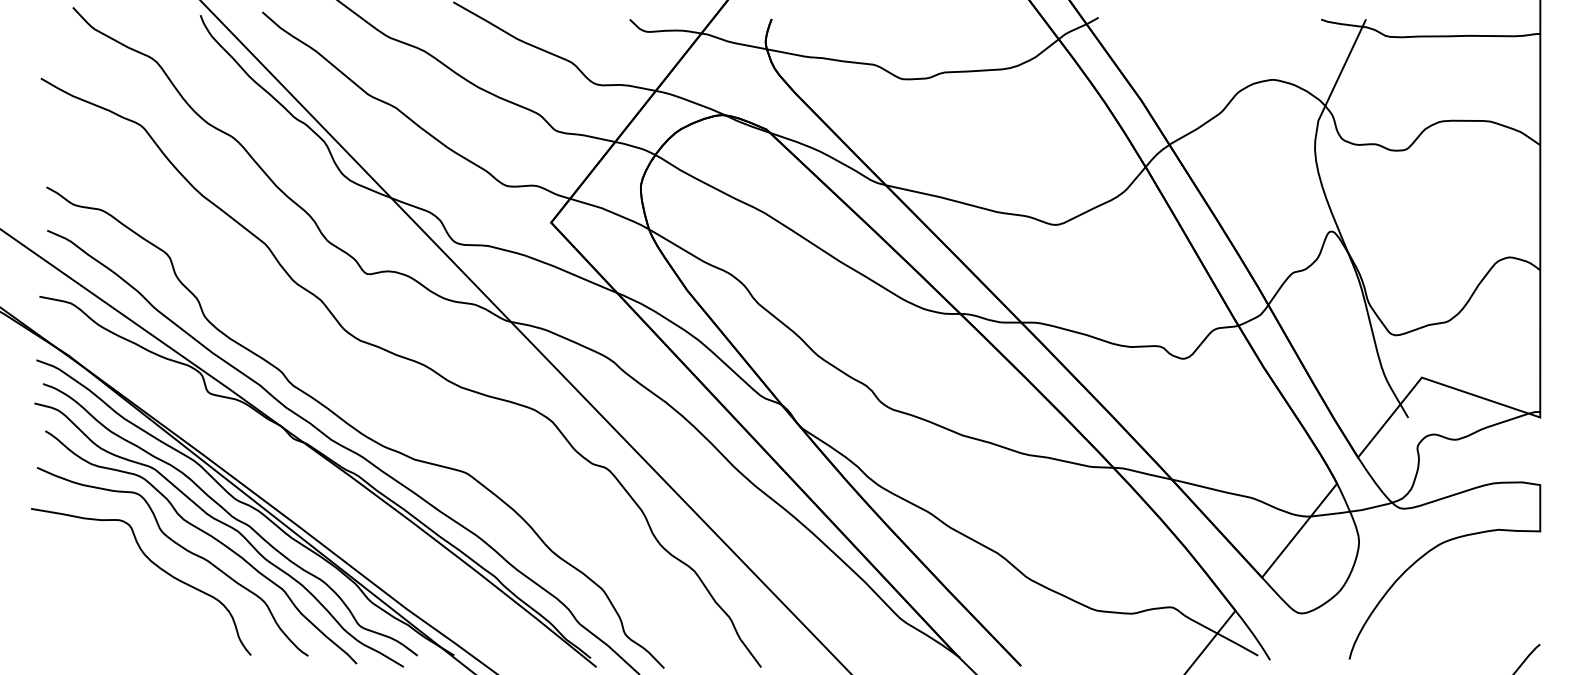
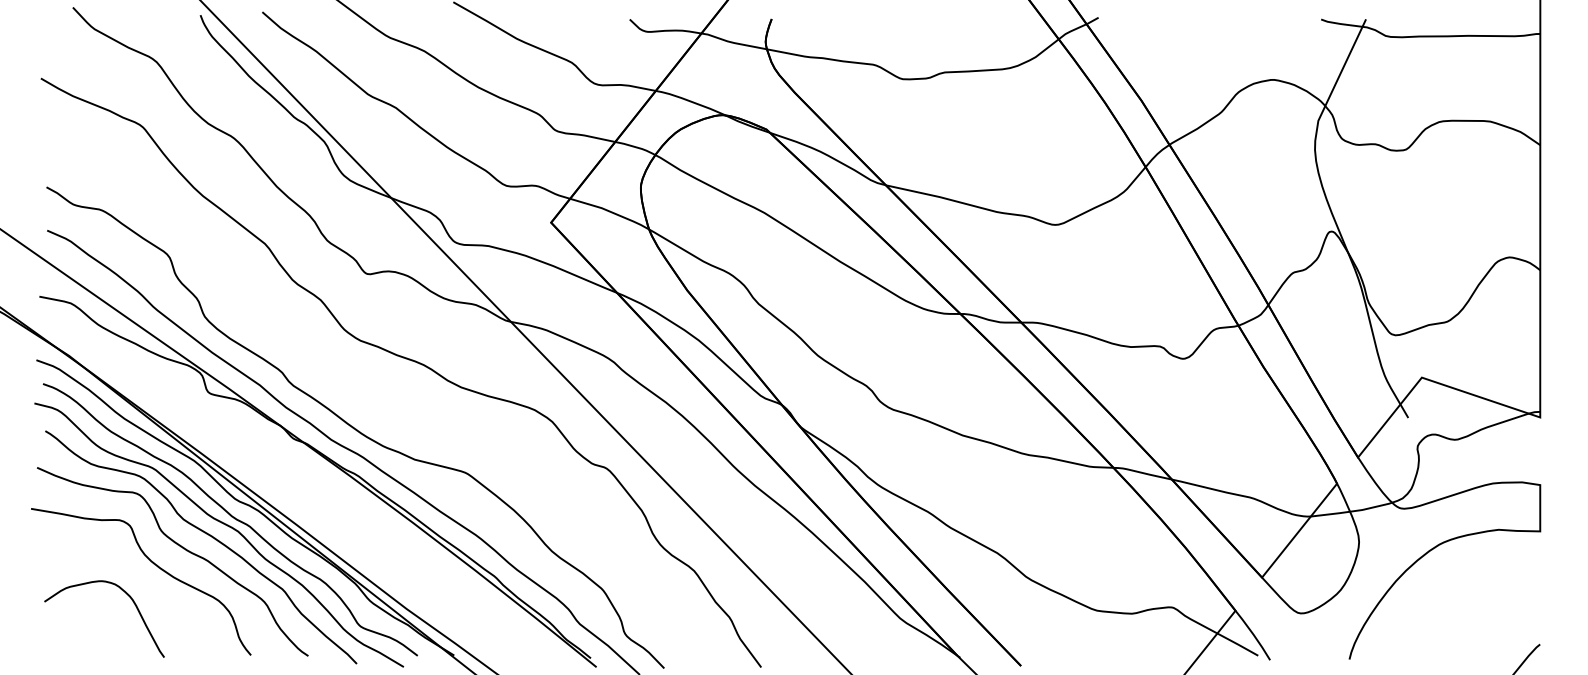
curve: none -> present (131, 600)
